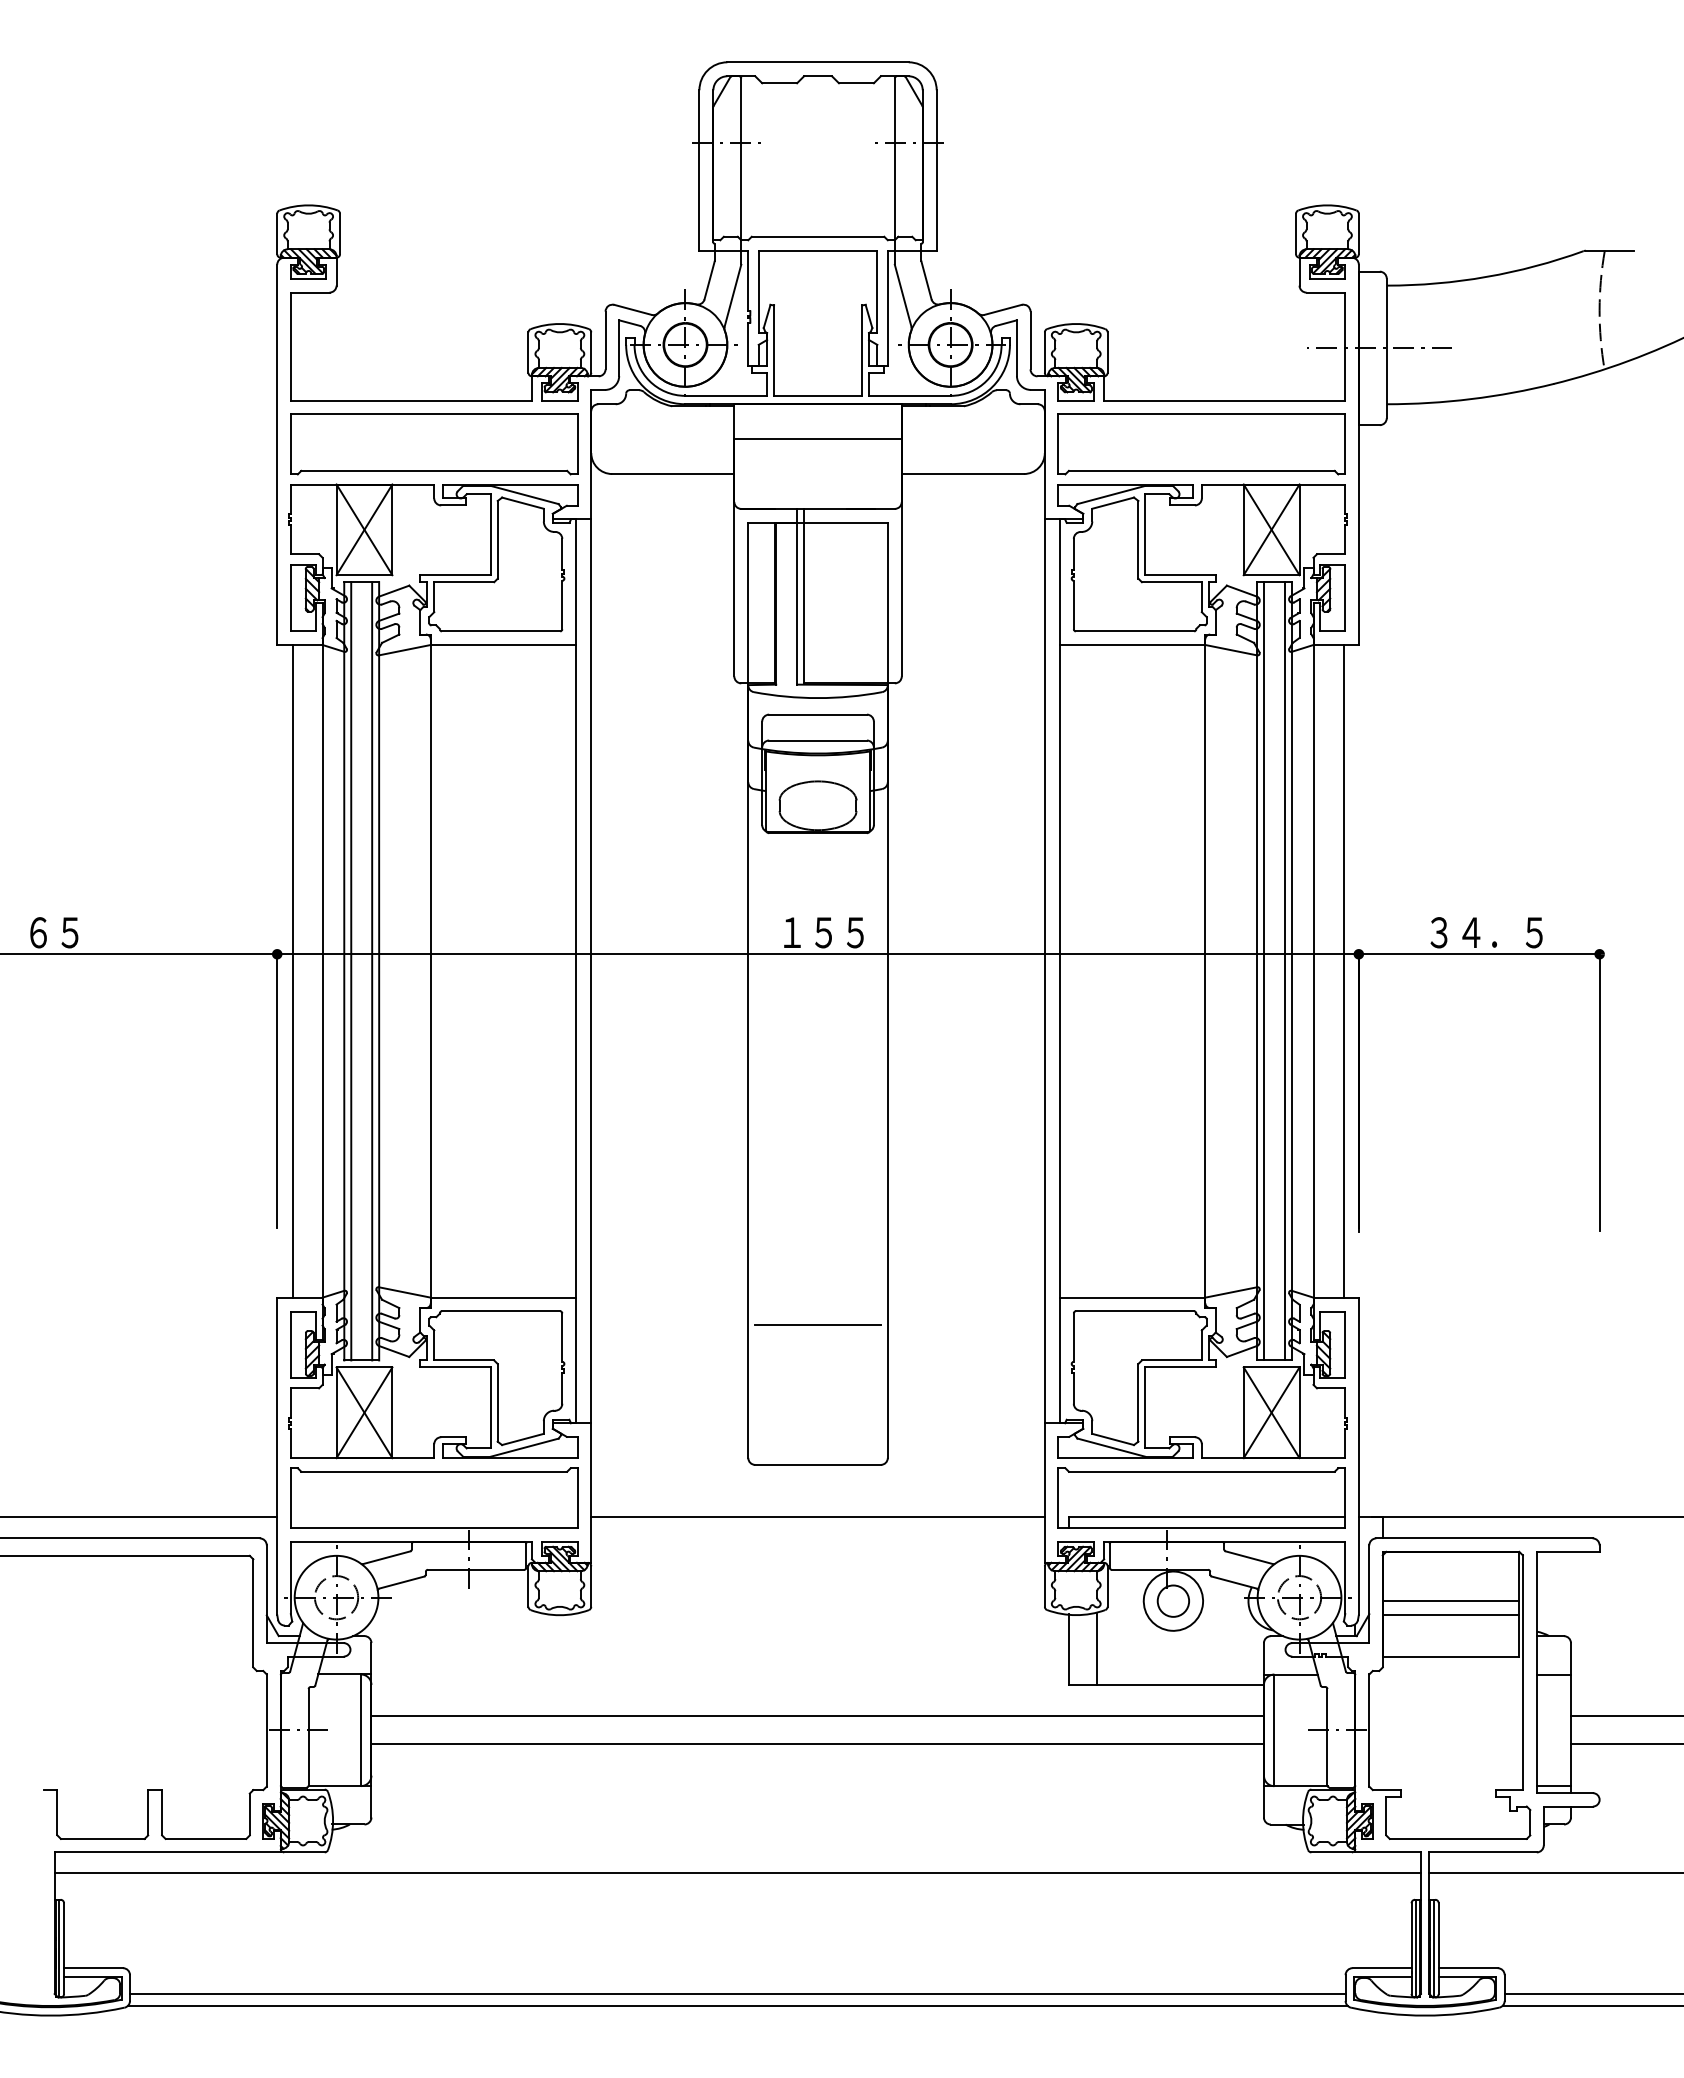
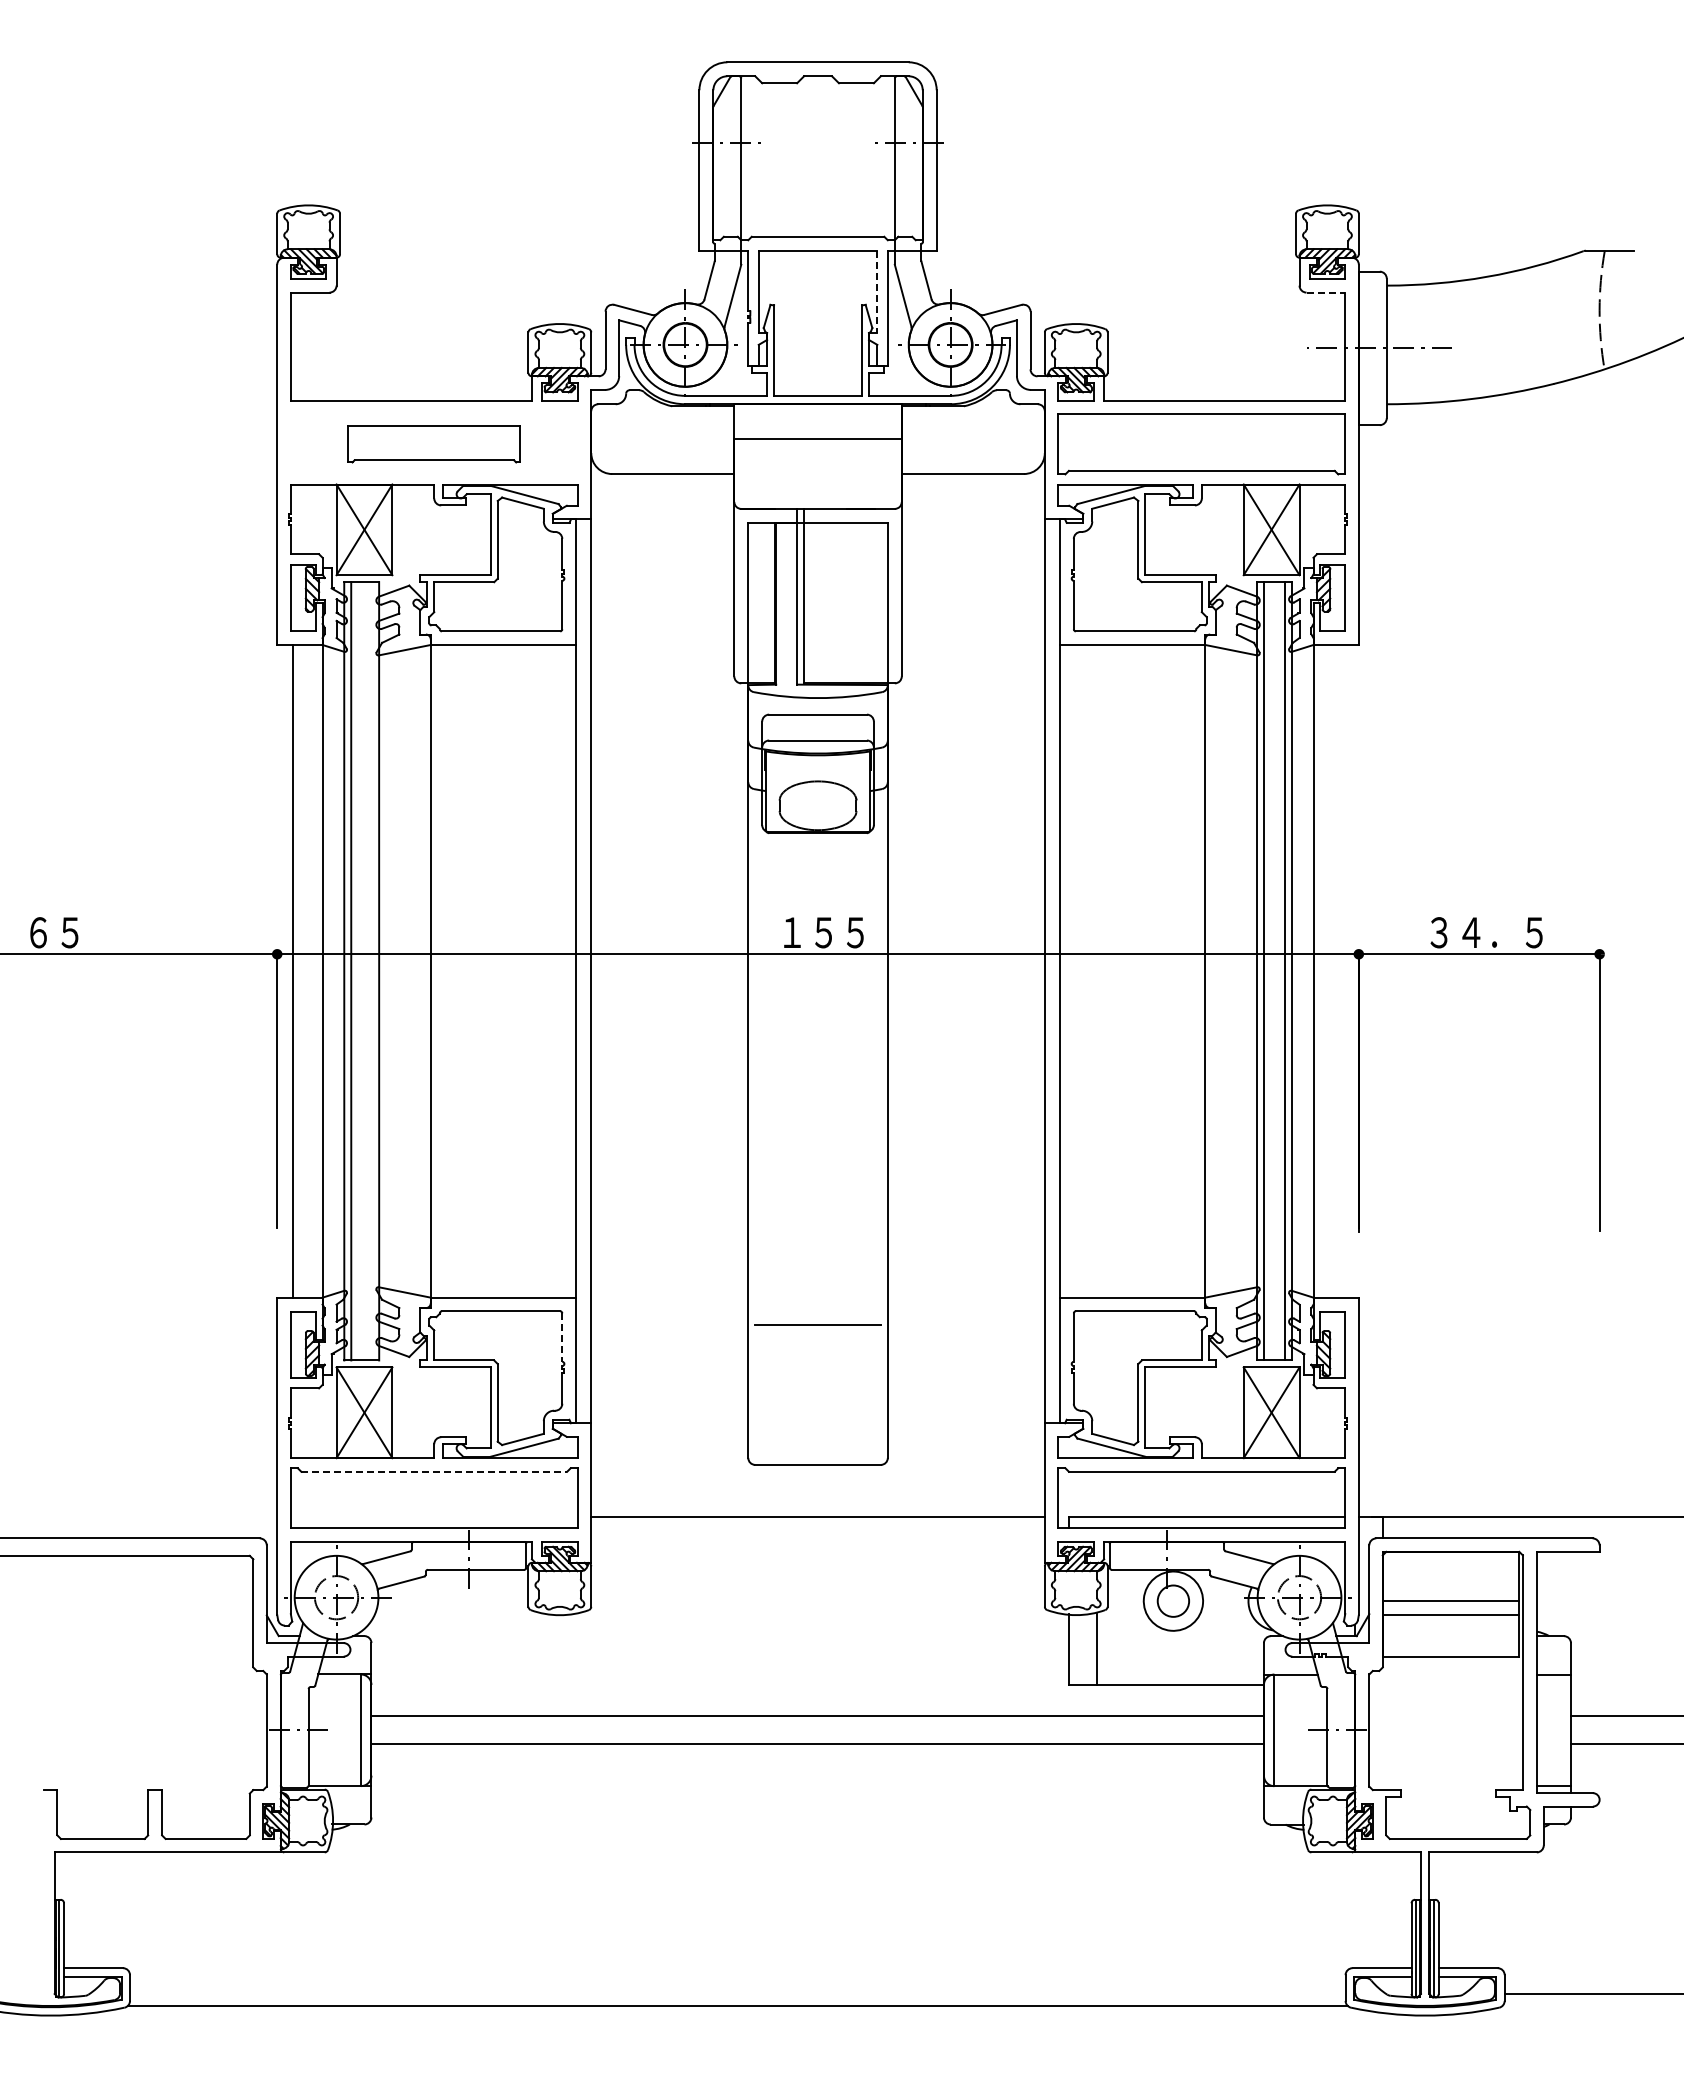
line: solid -> dashed (877, 292)
line: solid -> dashed (1326, 292)
part size: 289x63 px -> 174x39 px (433, 444)
line: present -> none (1343, 970)
line: present -> none (372, 971)
line: solid -> dashed (562, 1338)
line: solid -> dashed (434, 1471)
line: present -> none (139, 1517)
line: present -> none (737, 1873)
line: present -> none (1554, 1873)
line: present -> none (737, 1994)
line: present -> none (1591, 2005)
